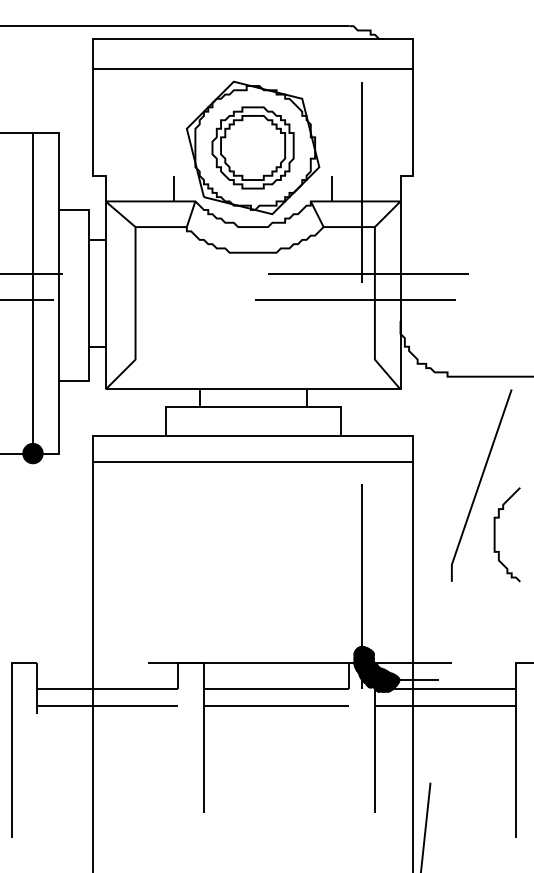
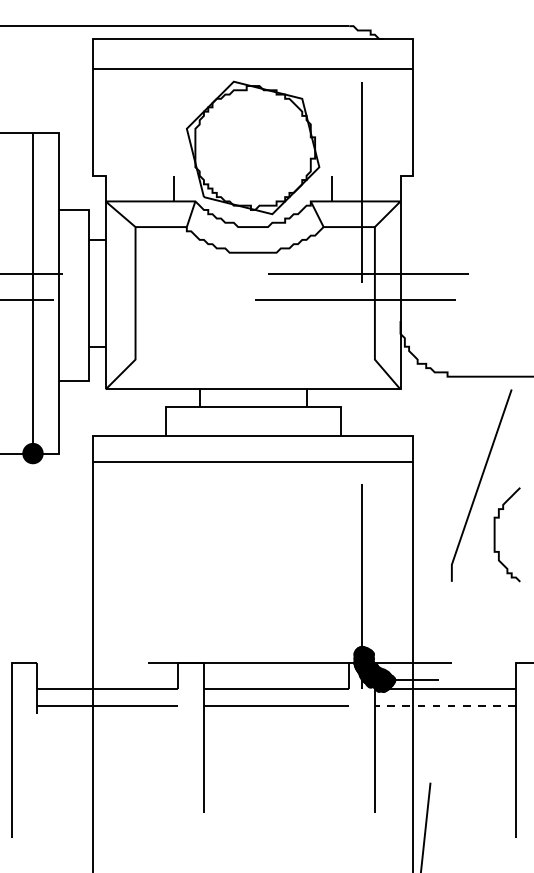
part: present -> none (252, 147)
fill: present -> none (389, 681)
line: solid -> dashed (445, 705)
